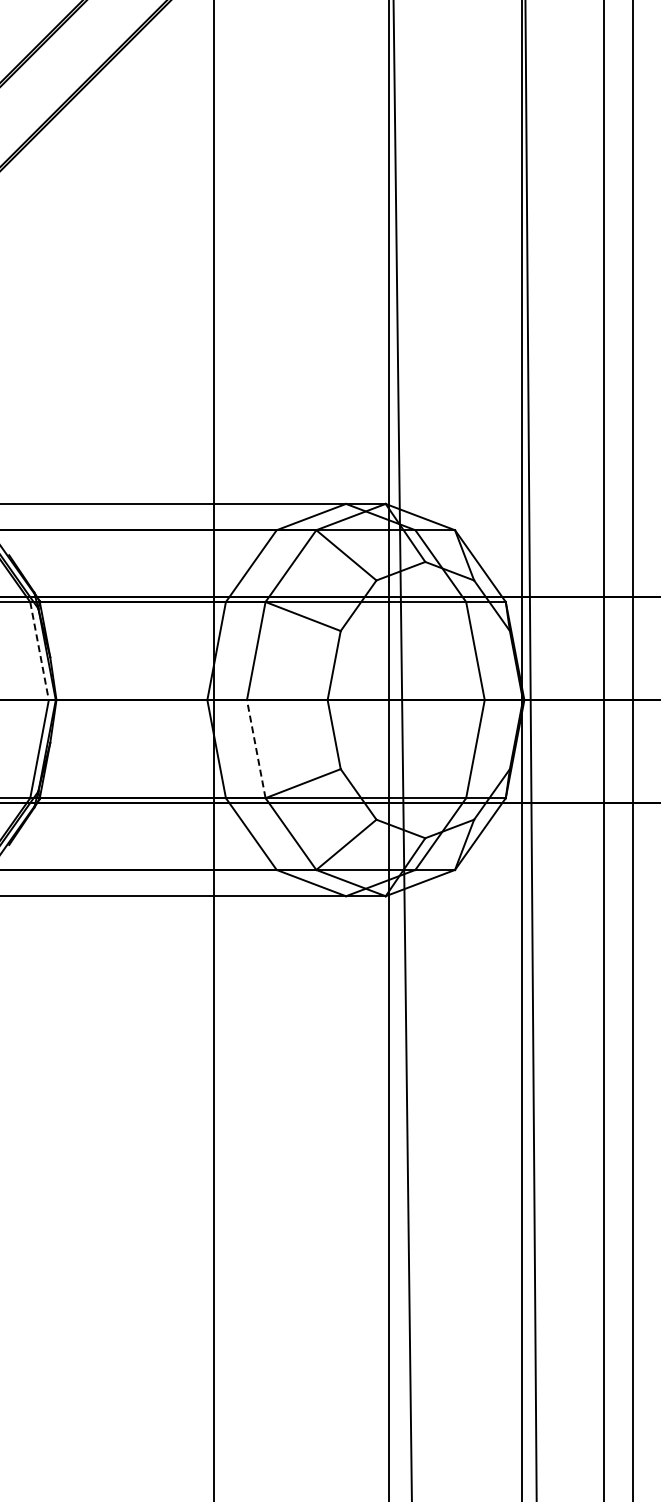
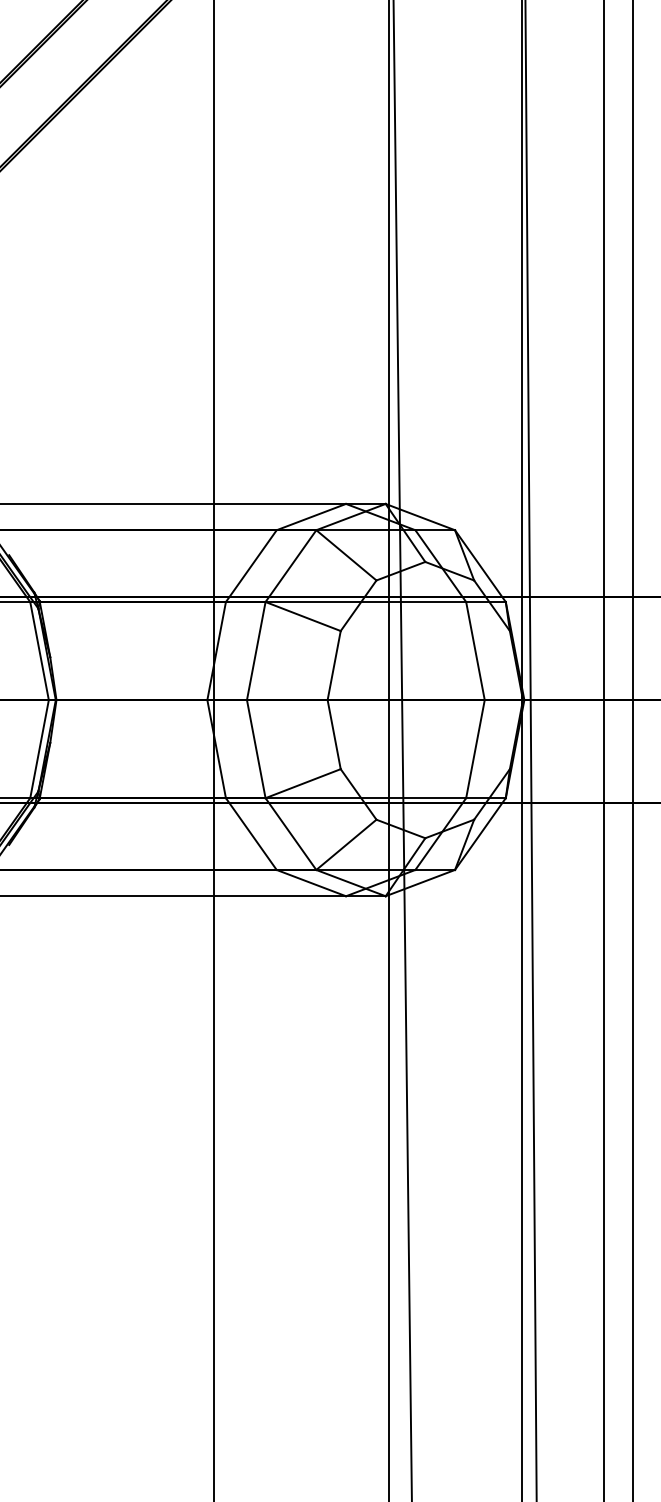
line: dashed -> solid (39, 651)
line: dashed -> solid (256, 749)
